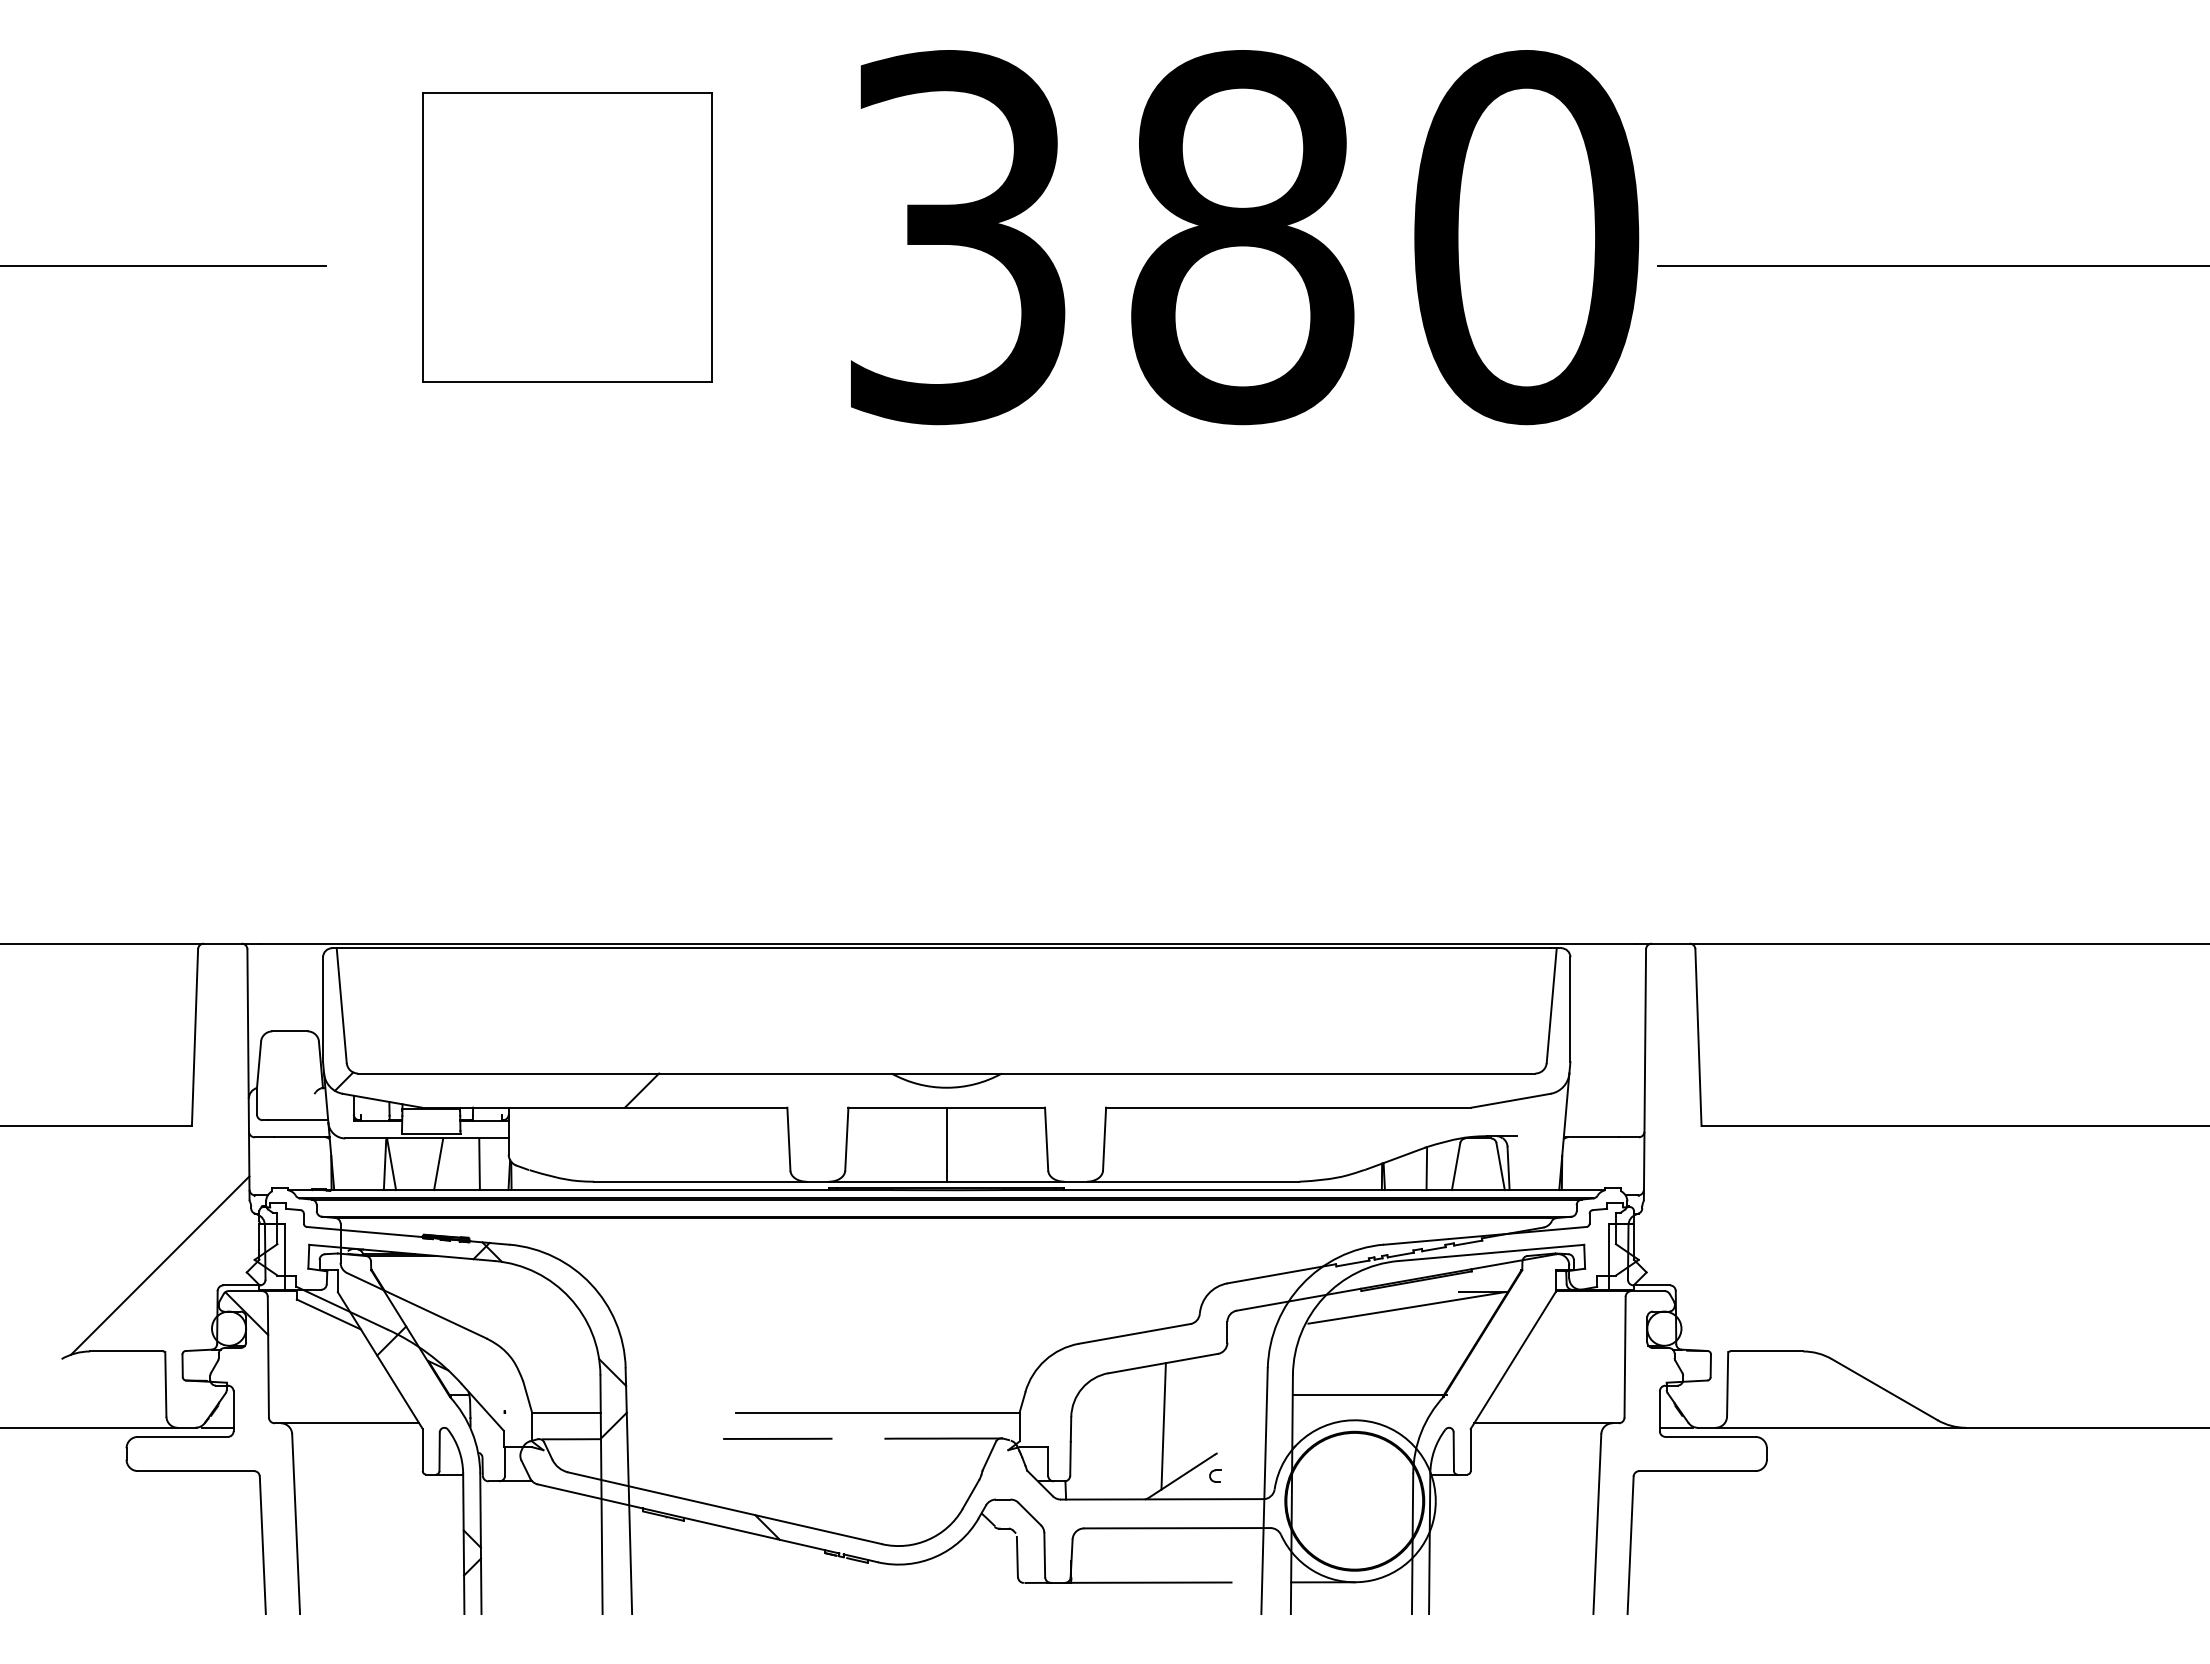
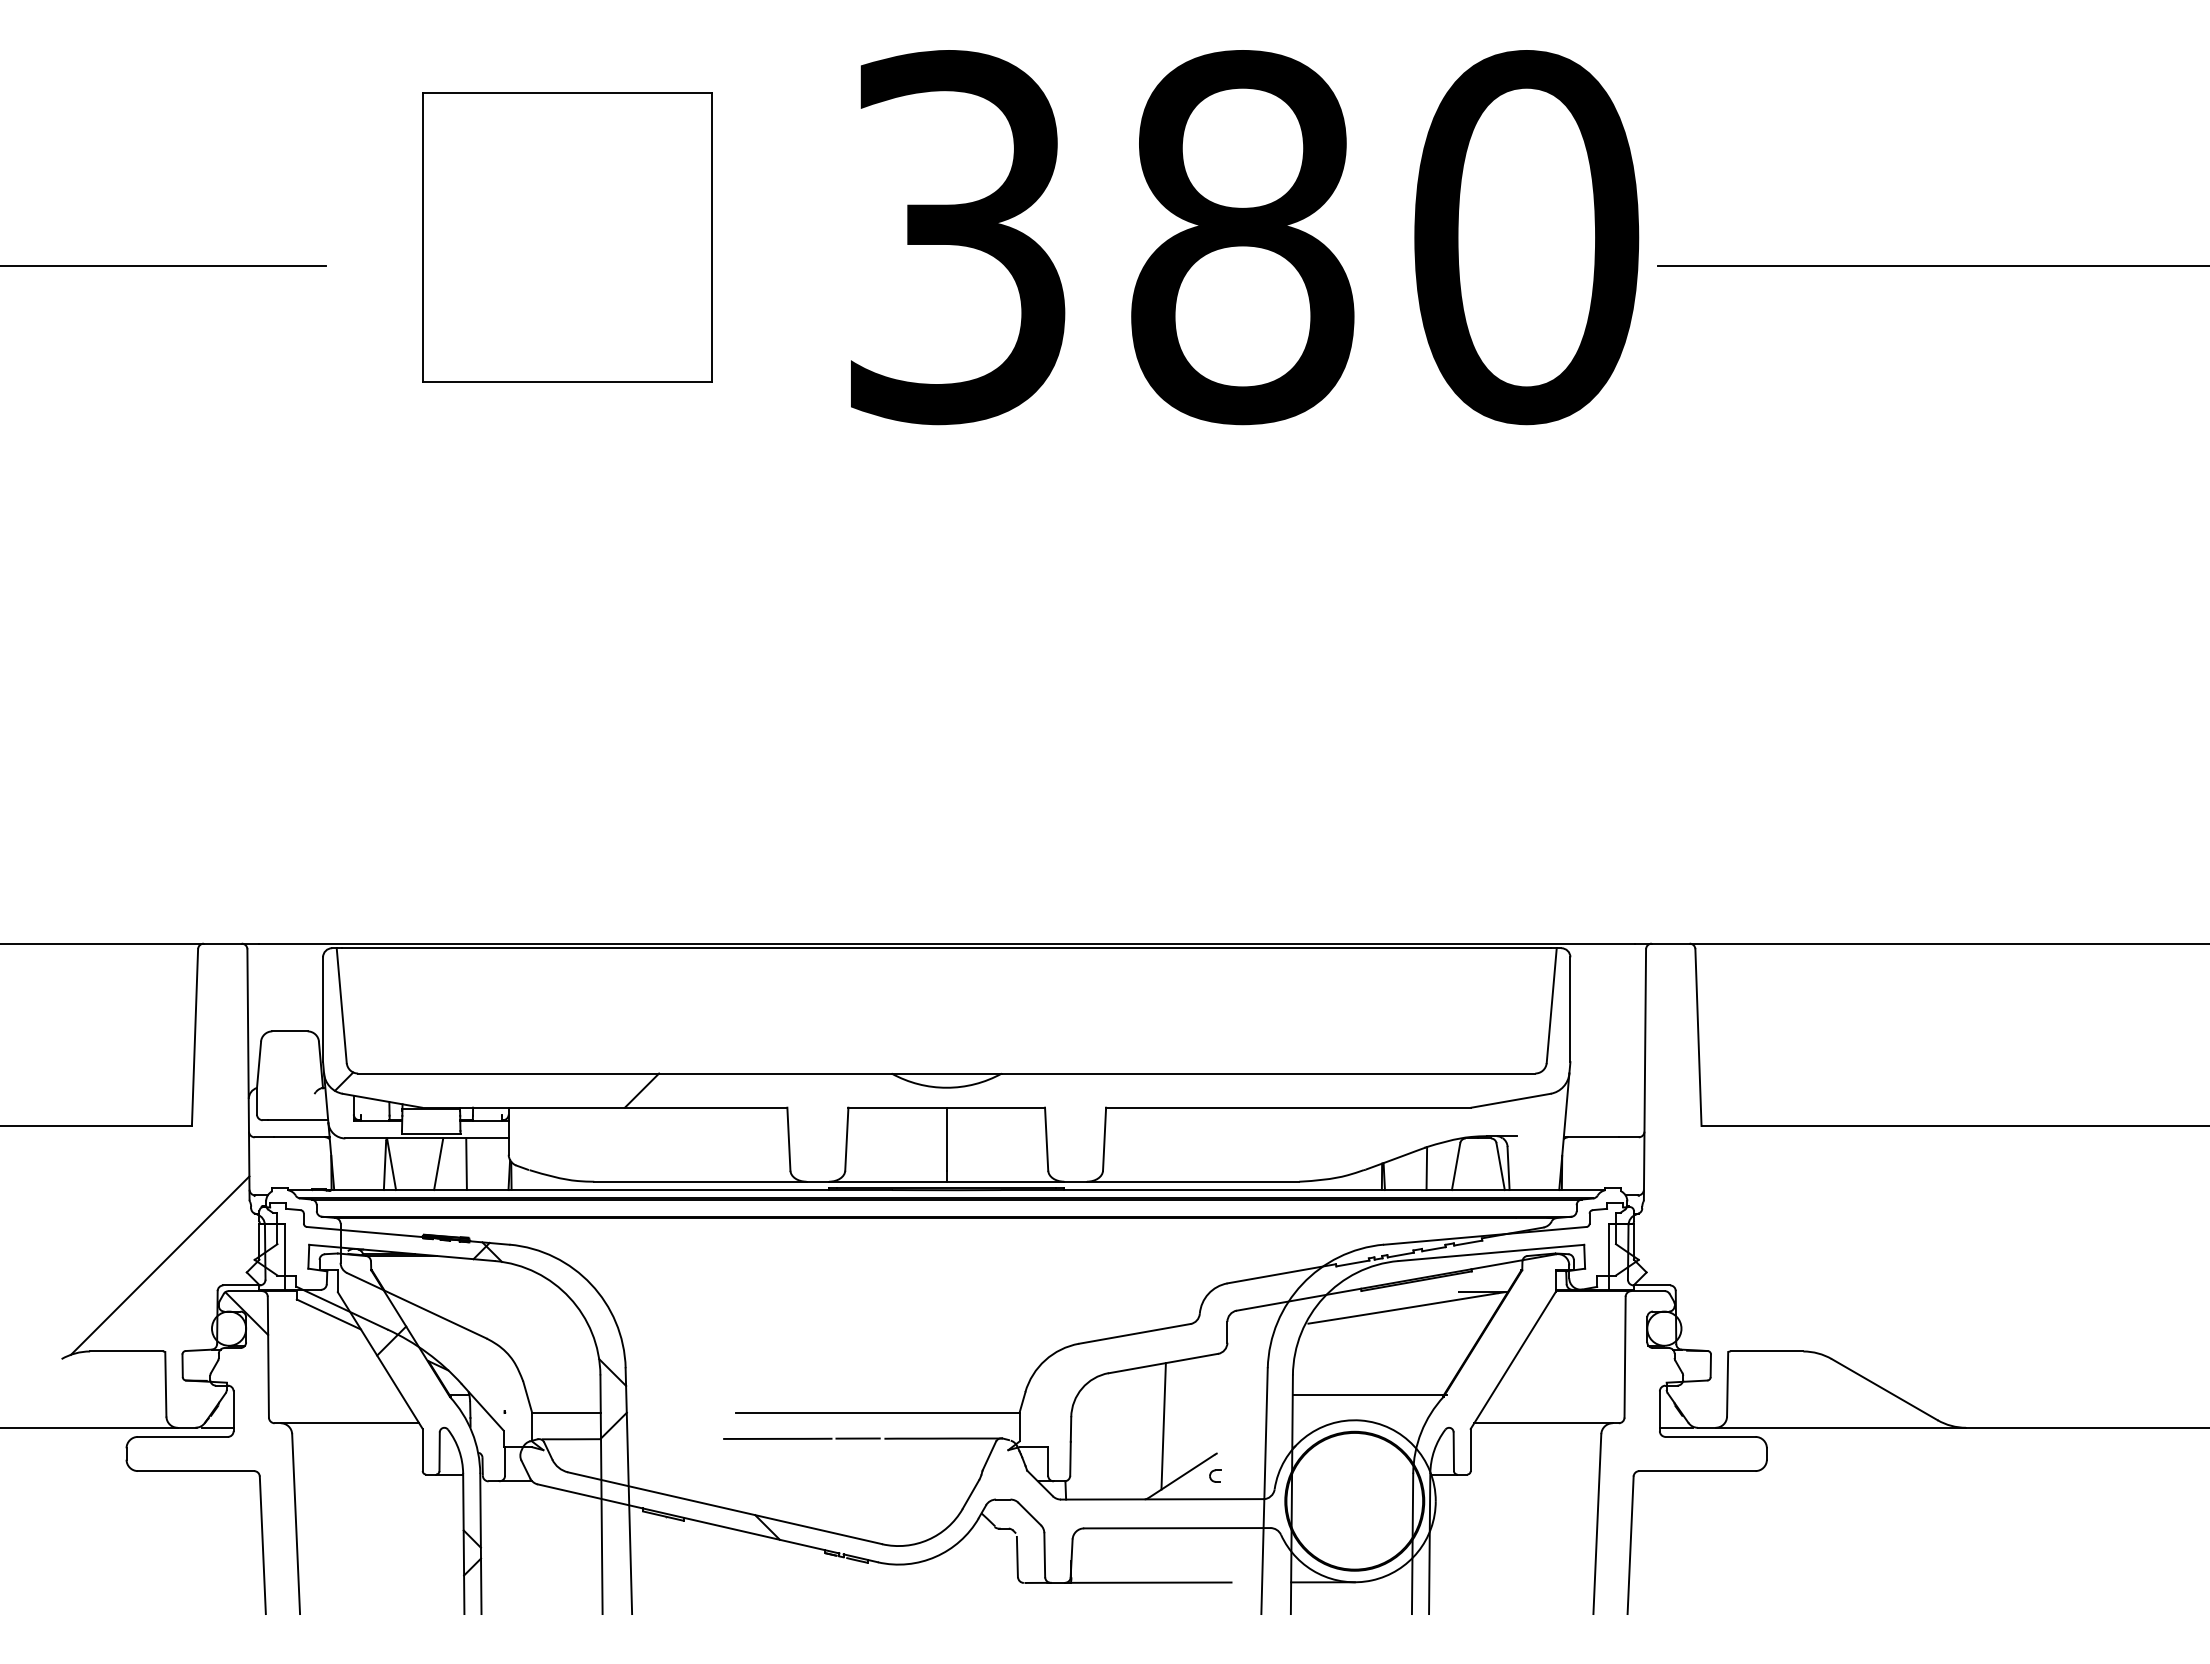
line position: (479, 1163) -> (466, 1163) (466, 1163)
line: none -> present (857, 1438)
